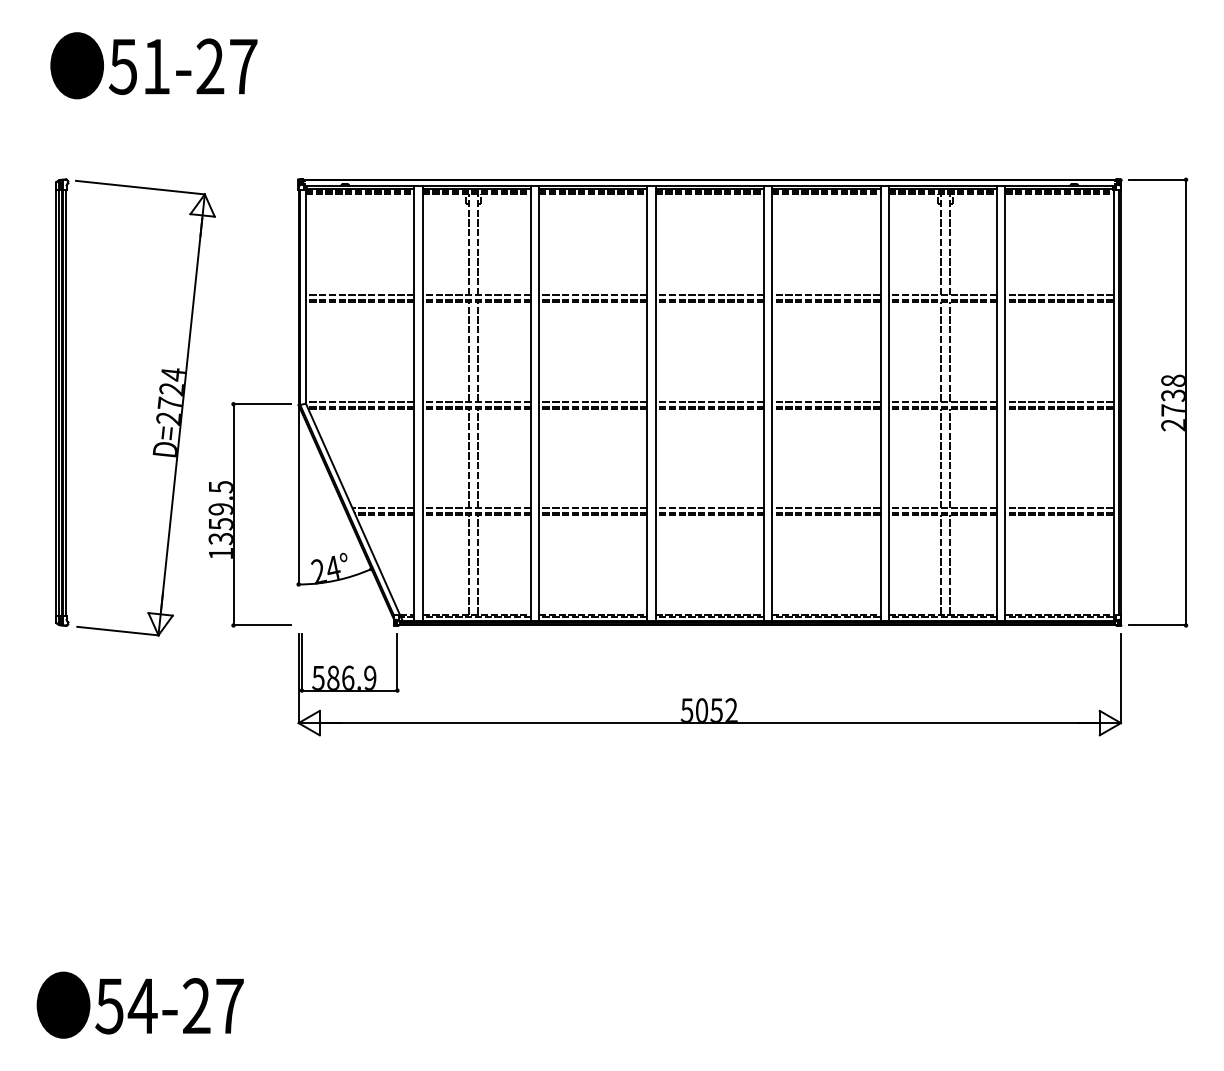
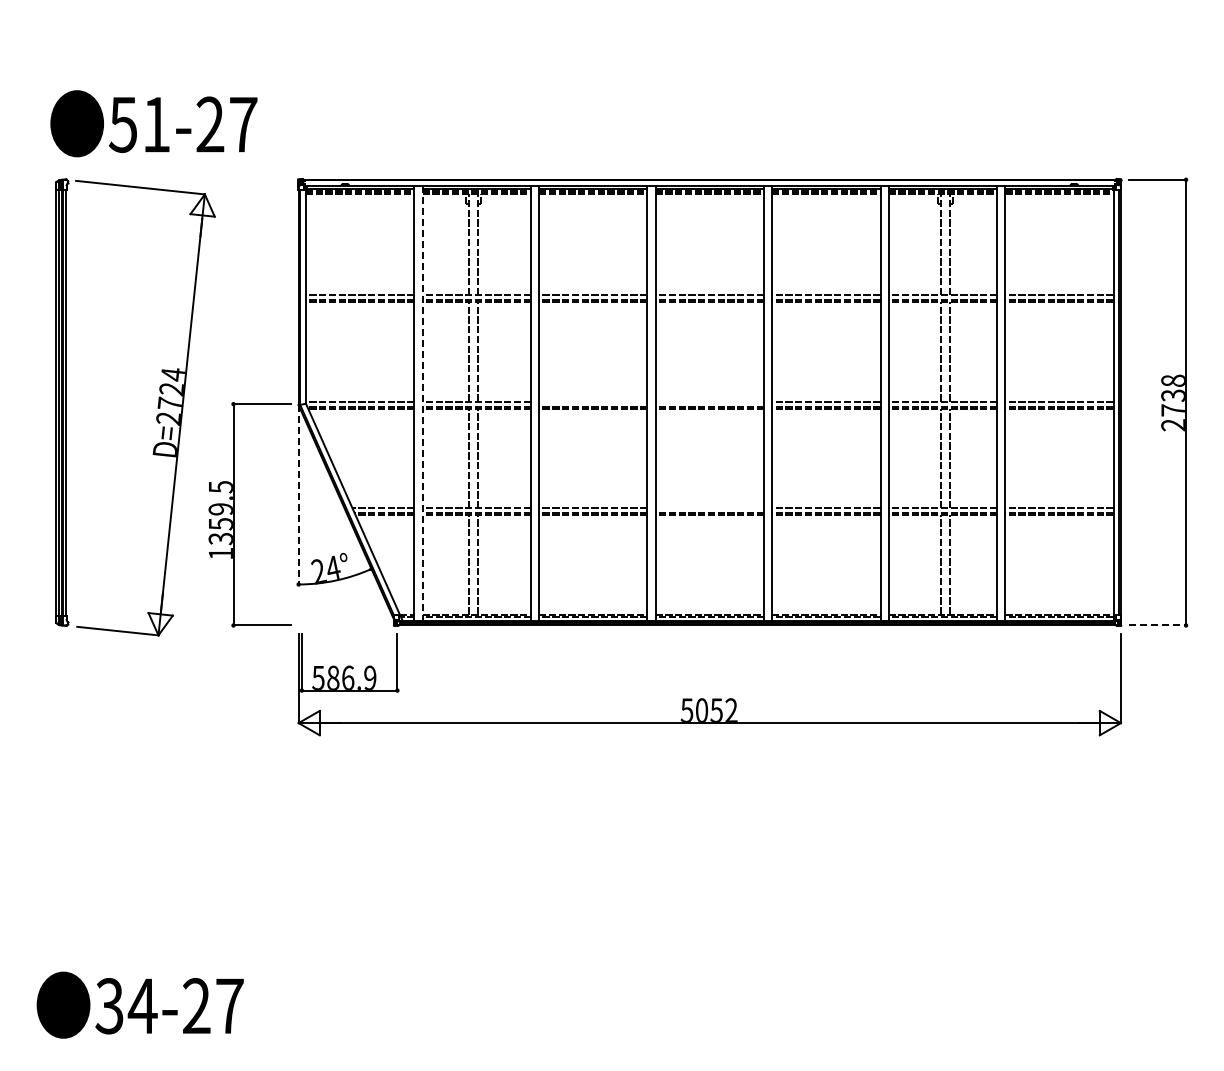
text position: (153, 65) -> (153, 123) (153, 123)
line: present -> none (593, 401)
line: present -> none (709, 401)
line: solid -> dashed (422, 403)
line: solid -> dashed (298, 495)
line: present -> none (709, 508)
line: solid -> dashed (1157, 625)
text: 54-27 -> 34-27 (109, 1005)
